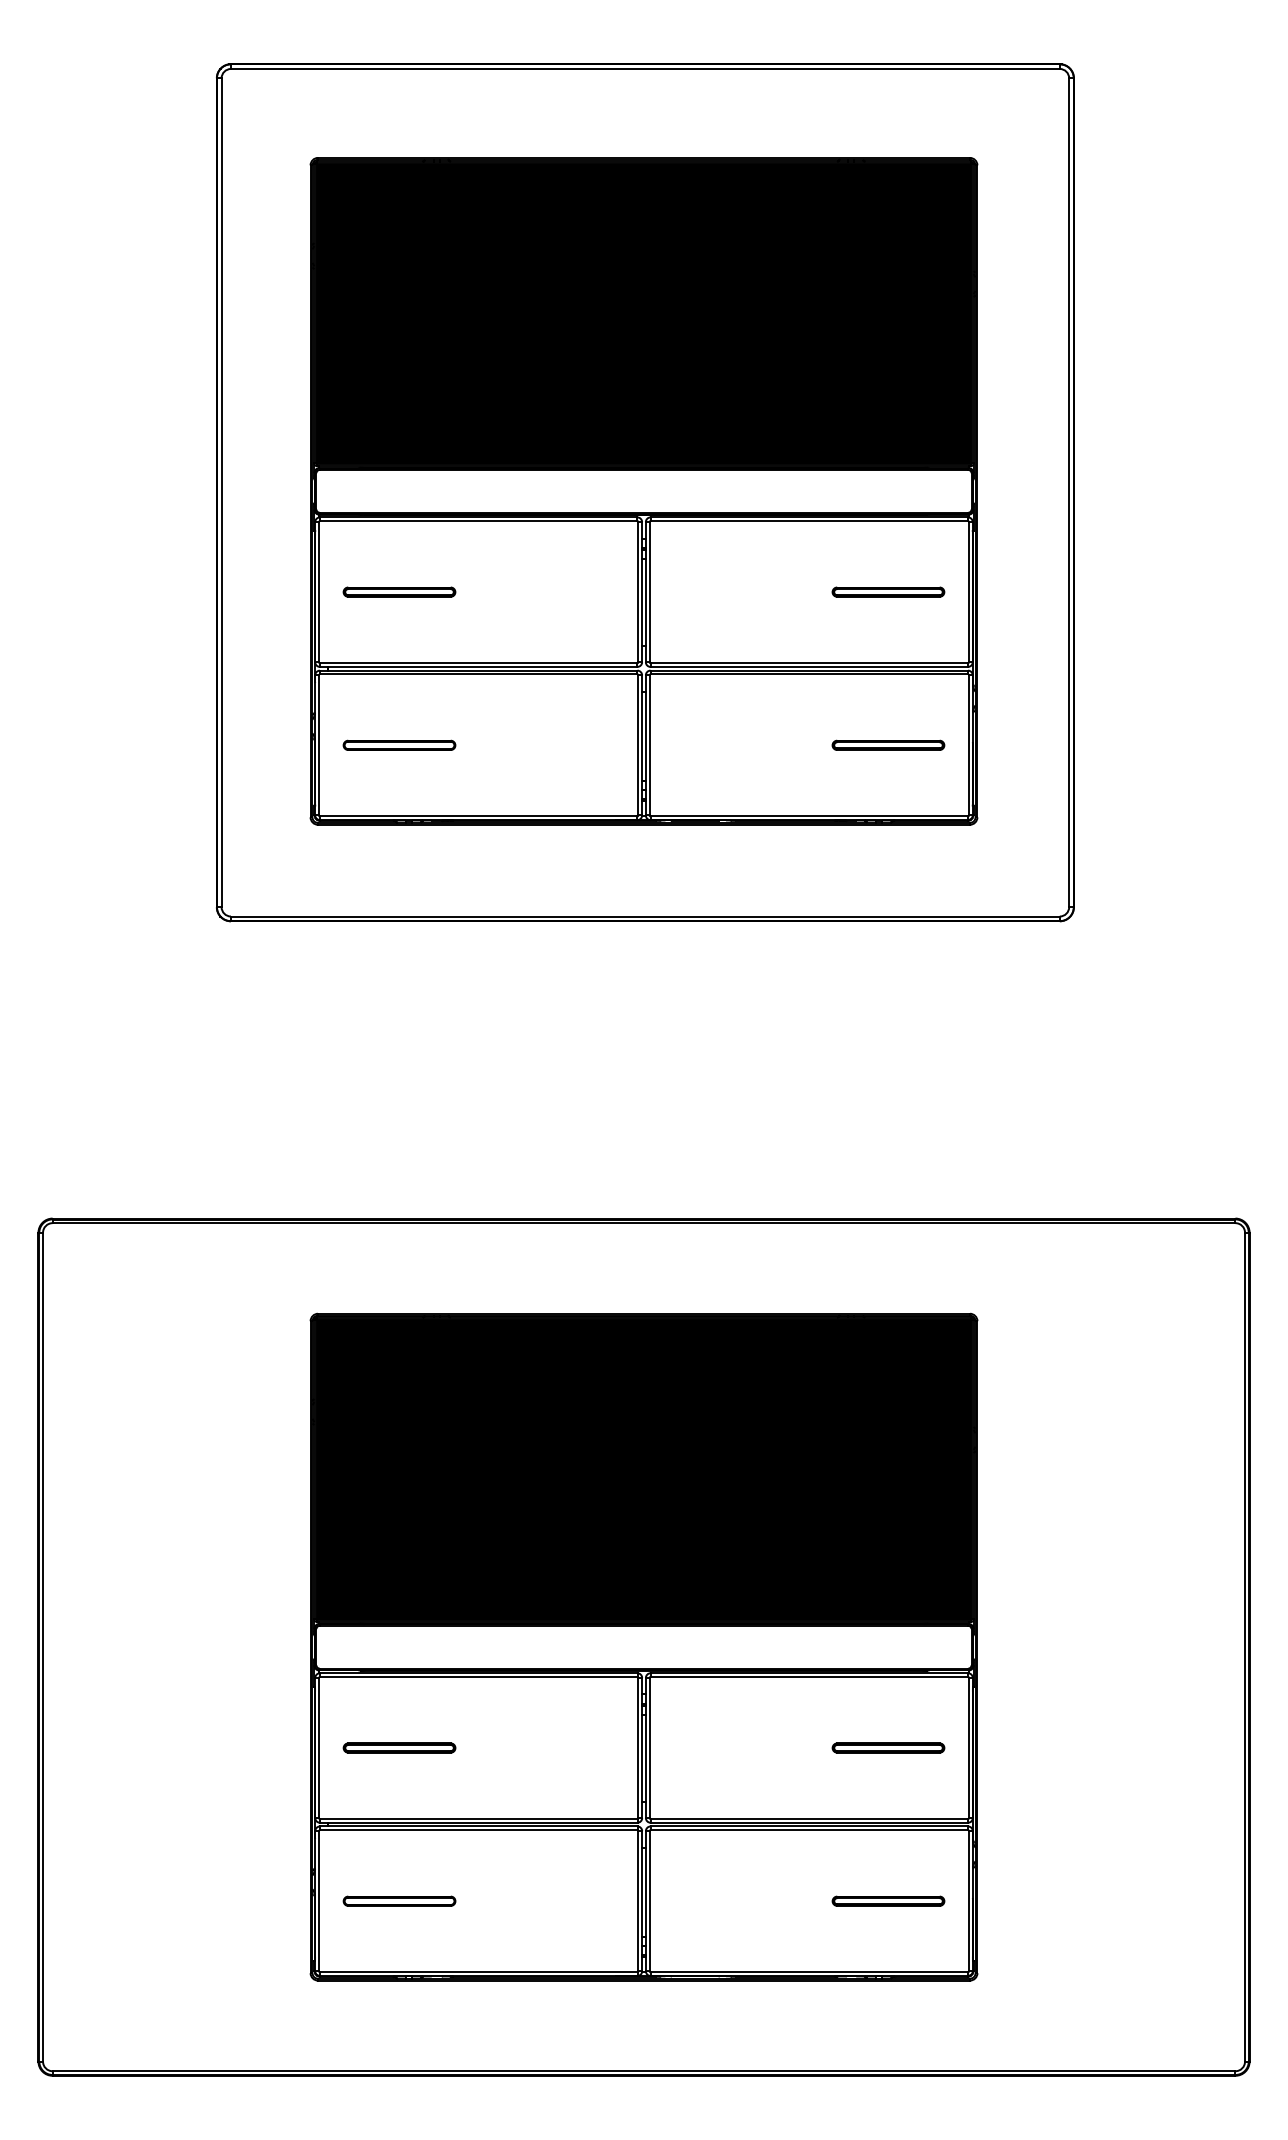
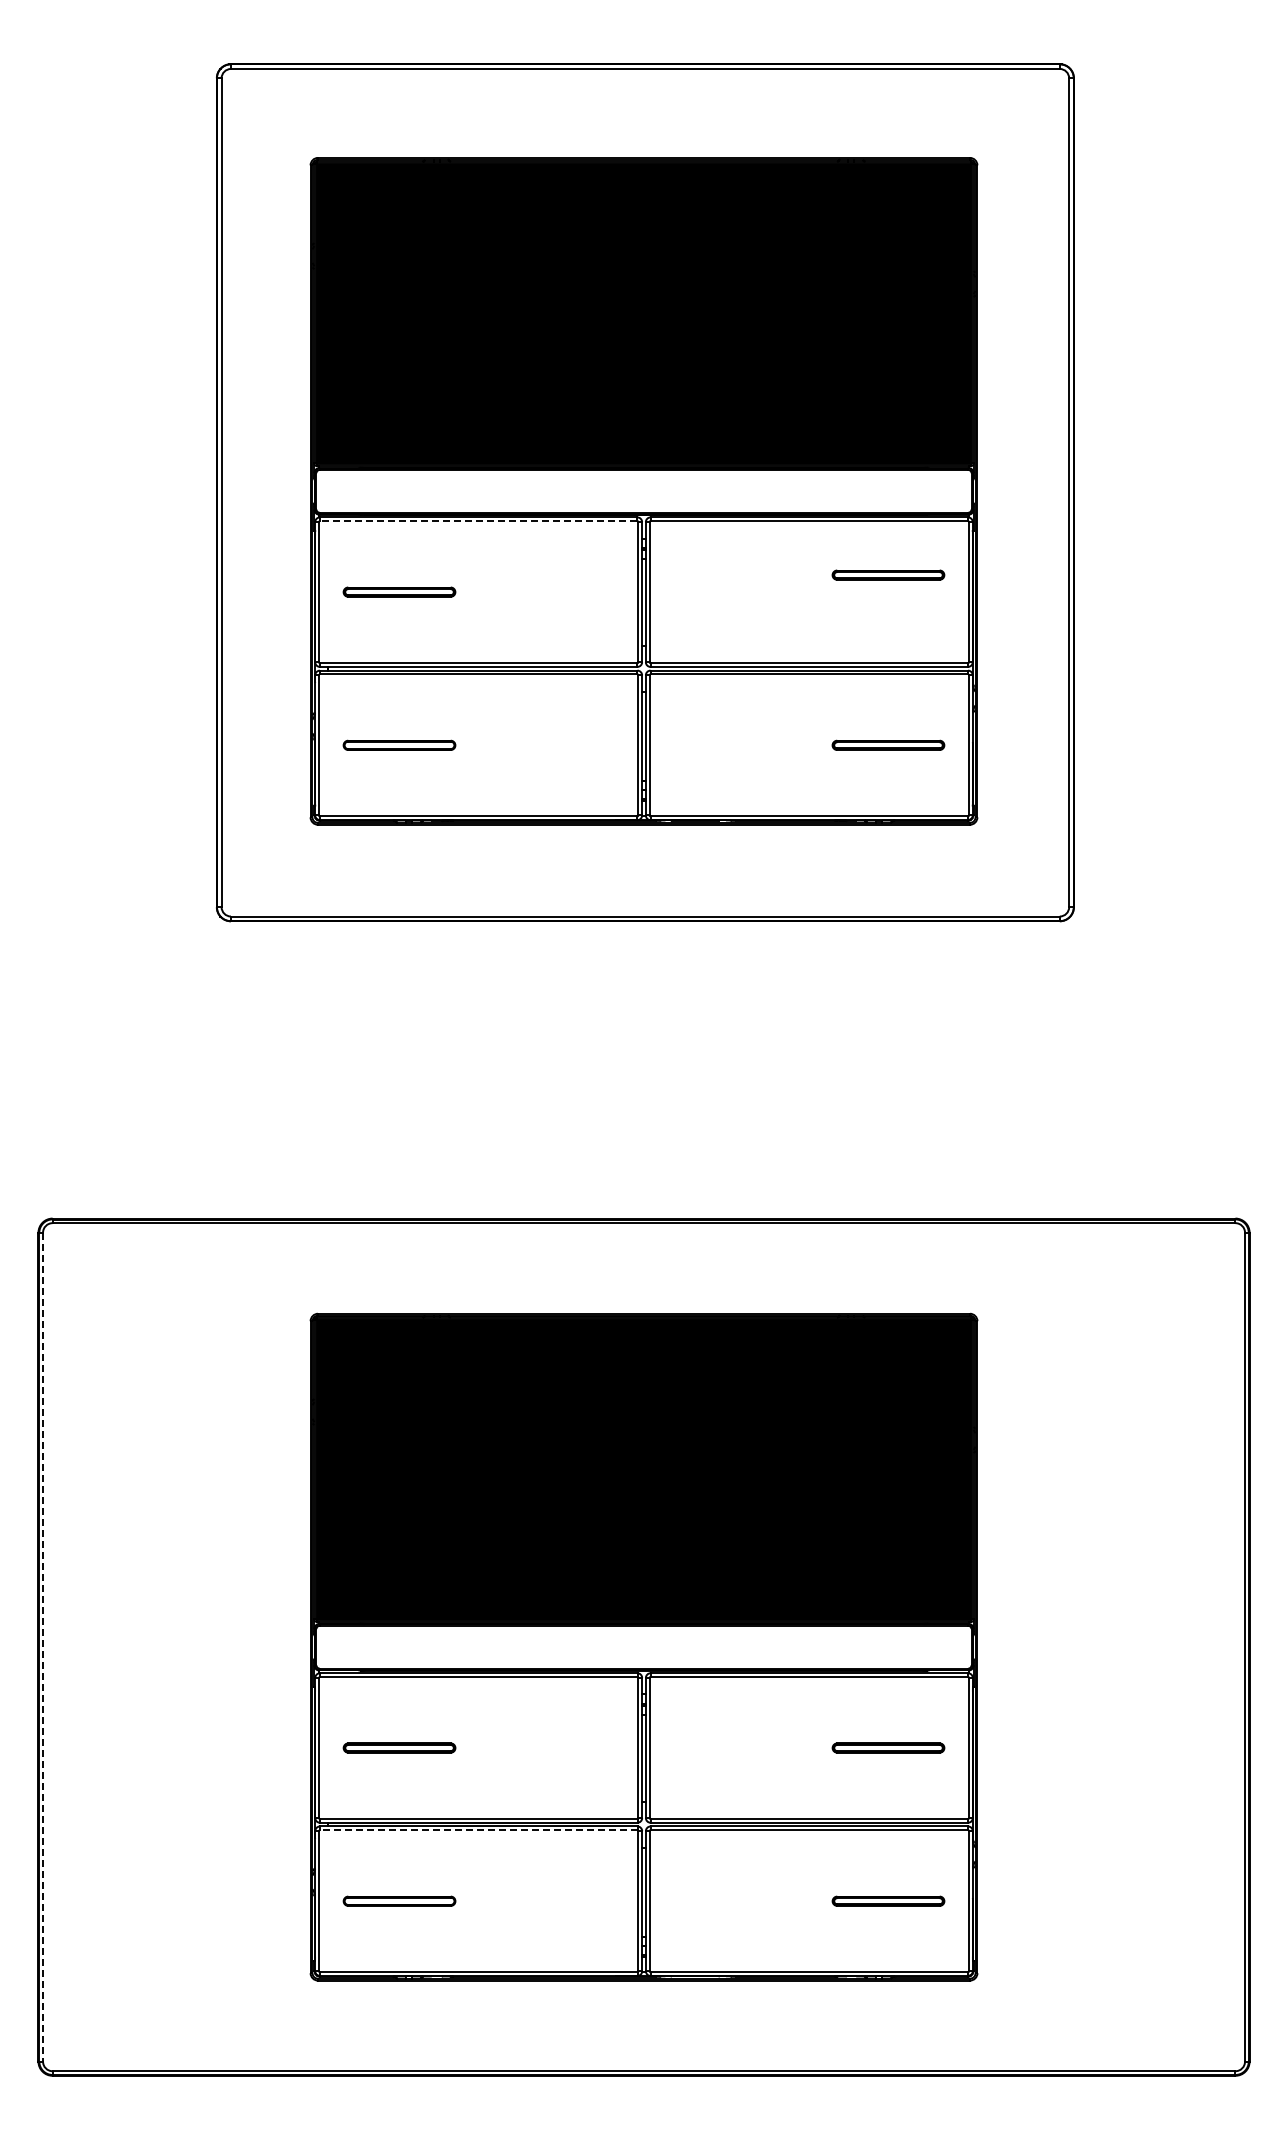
line: solid -> dashed (478, 521)
part position: (888, 591) -> (888, 574) (888, 574)
line: solid -> dashed (43, 1647)
line: solid -> dashed (478, 1830)
